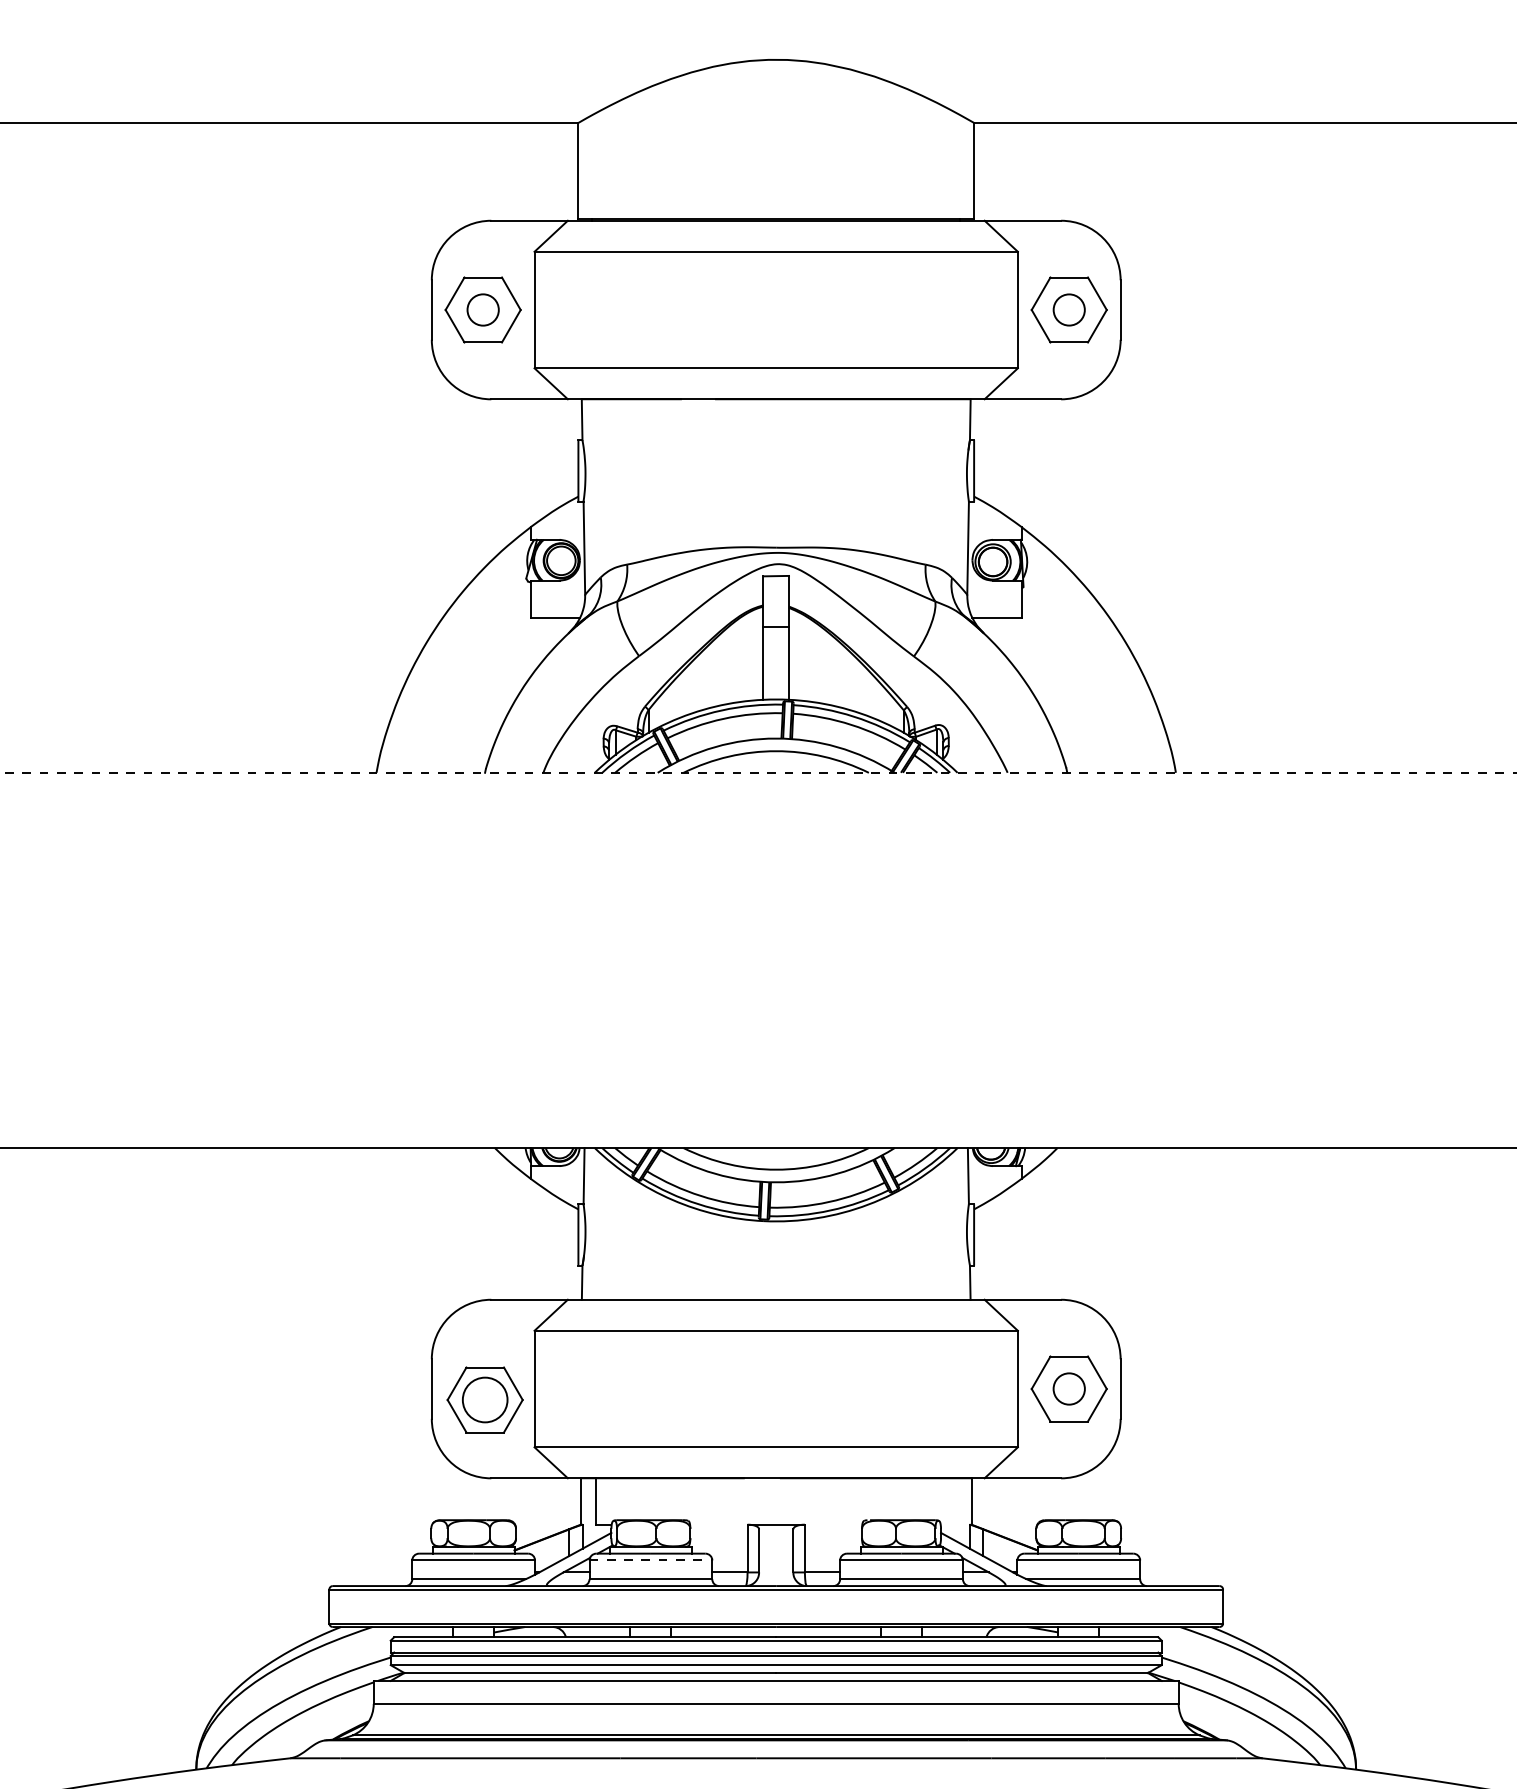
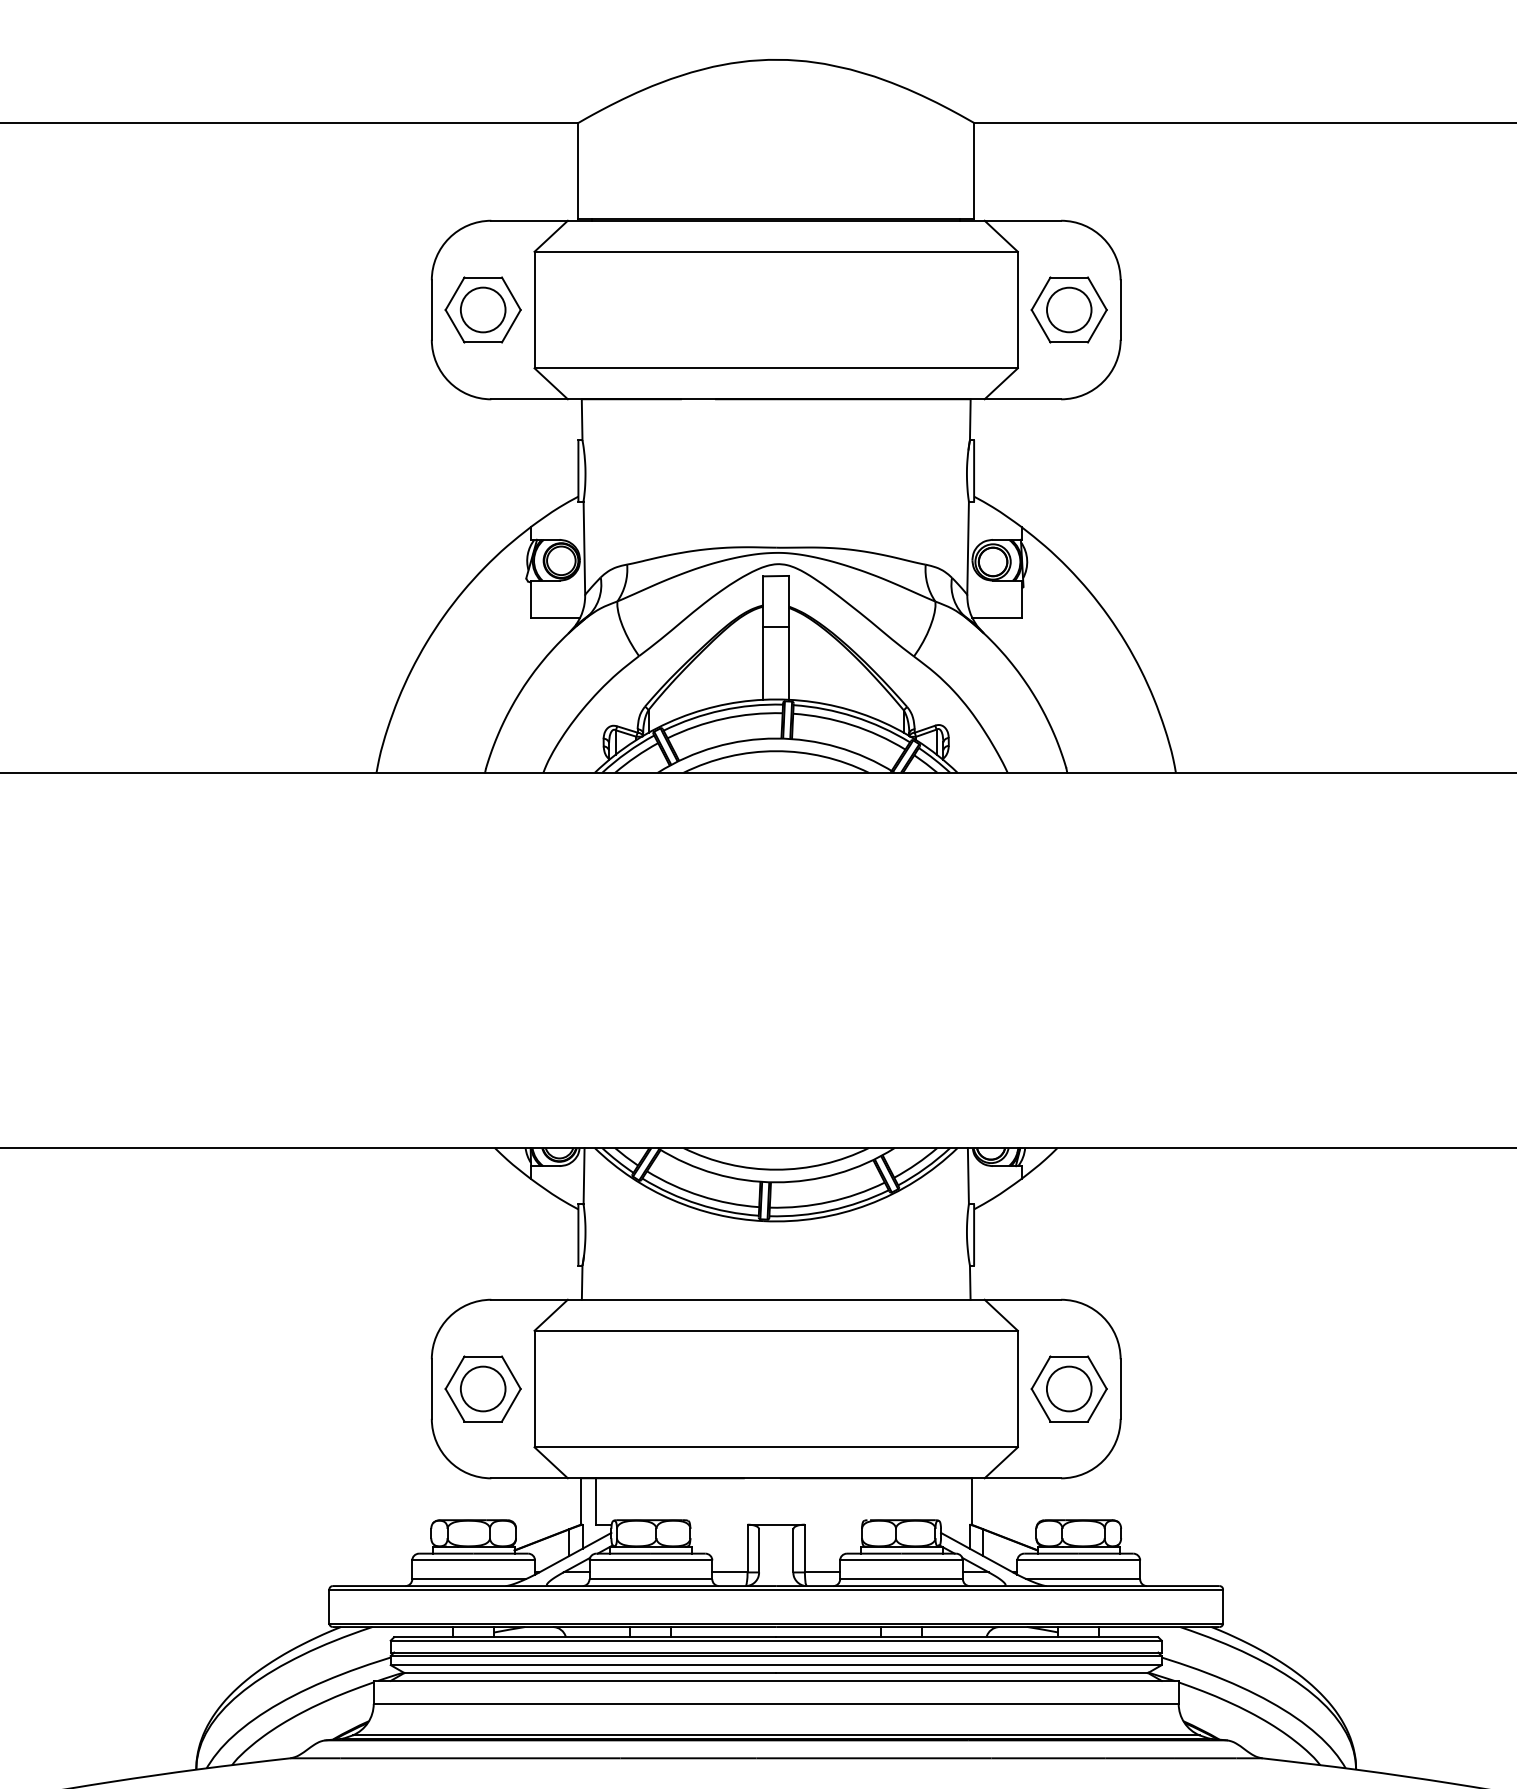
circle diameter: 31 px -> 45 px (482, 309)
circle diameter: 31 px -> 45 px (1069, 309)
line: dashed -> solid (758, 772)
circle diameter: 31 px -> 45 px (1068, 1388)
part position: (484, 1399) -> (482, 1388) (482, 1388)
line: dashed -> solid (651, 1560)
